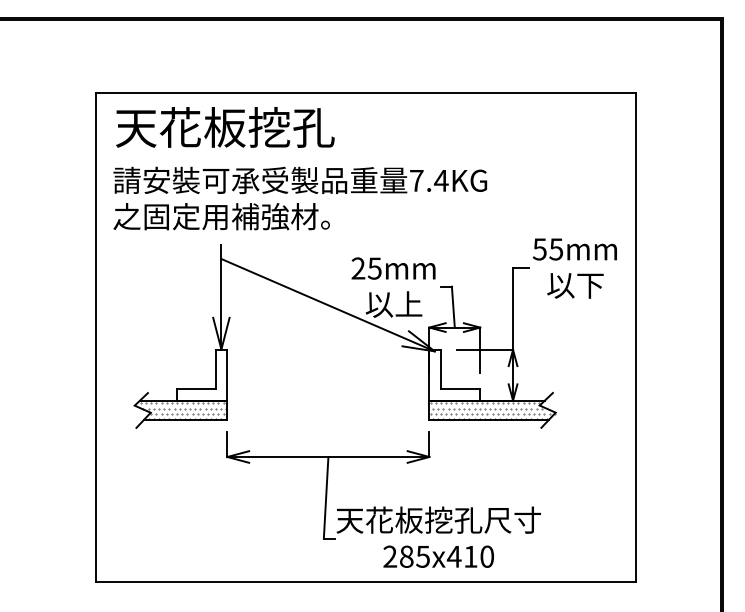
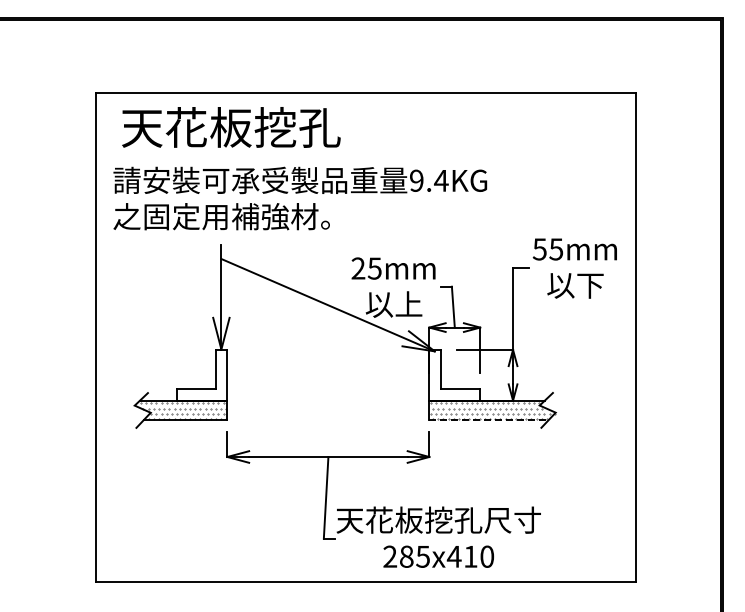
text position: (225, 127) -> (231, 127) (231, 127)
text: 7.4KG -> 9.4KG (416, 180)
line: solid -> dashed (488, 420)
